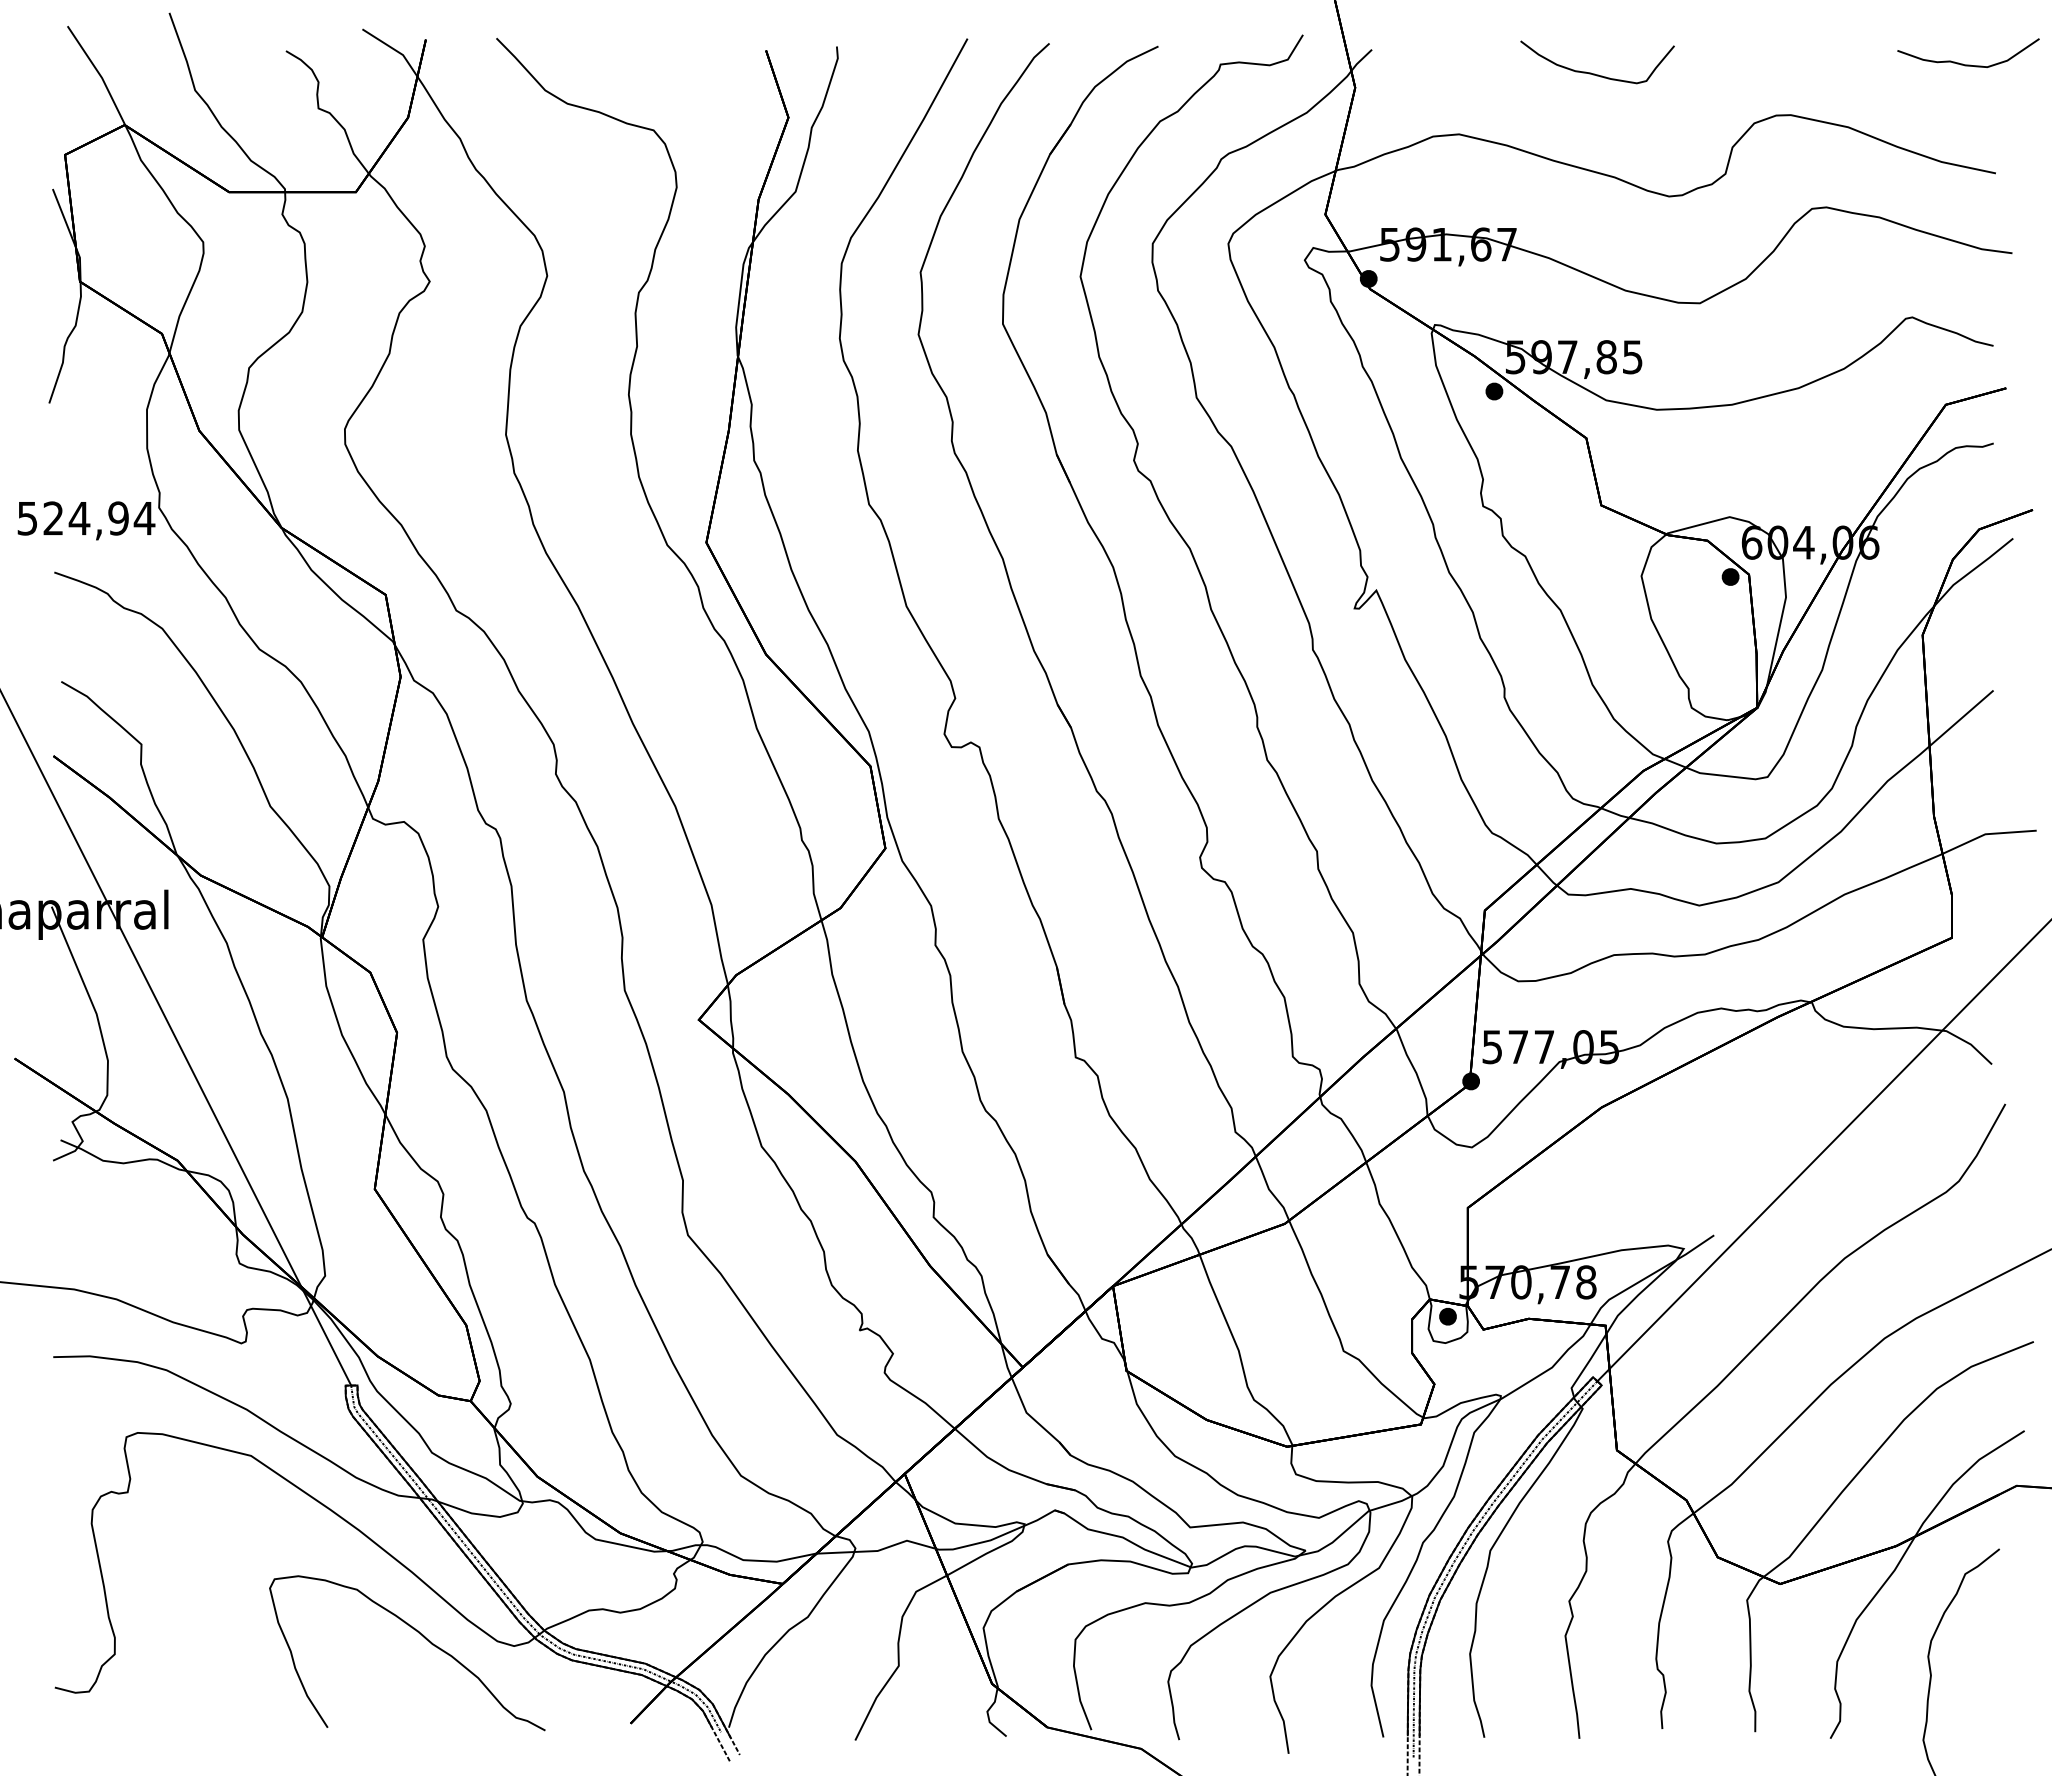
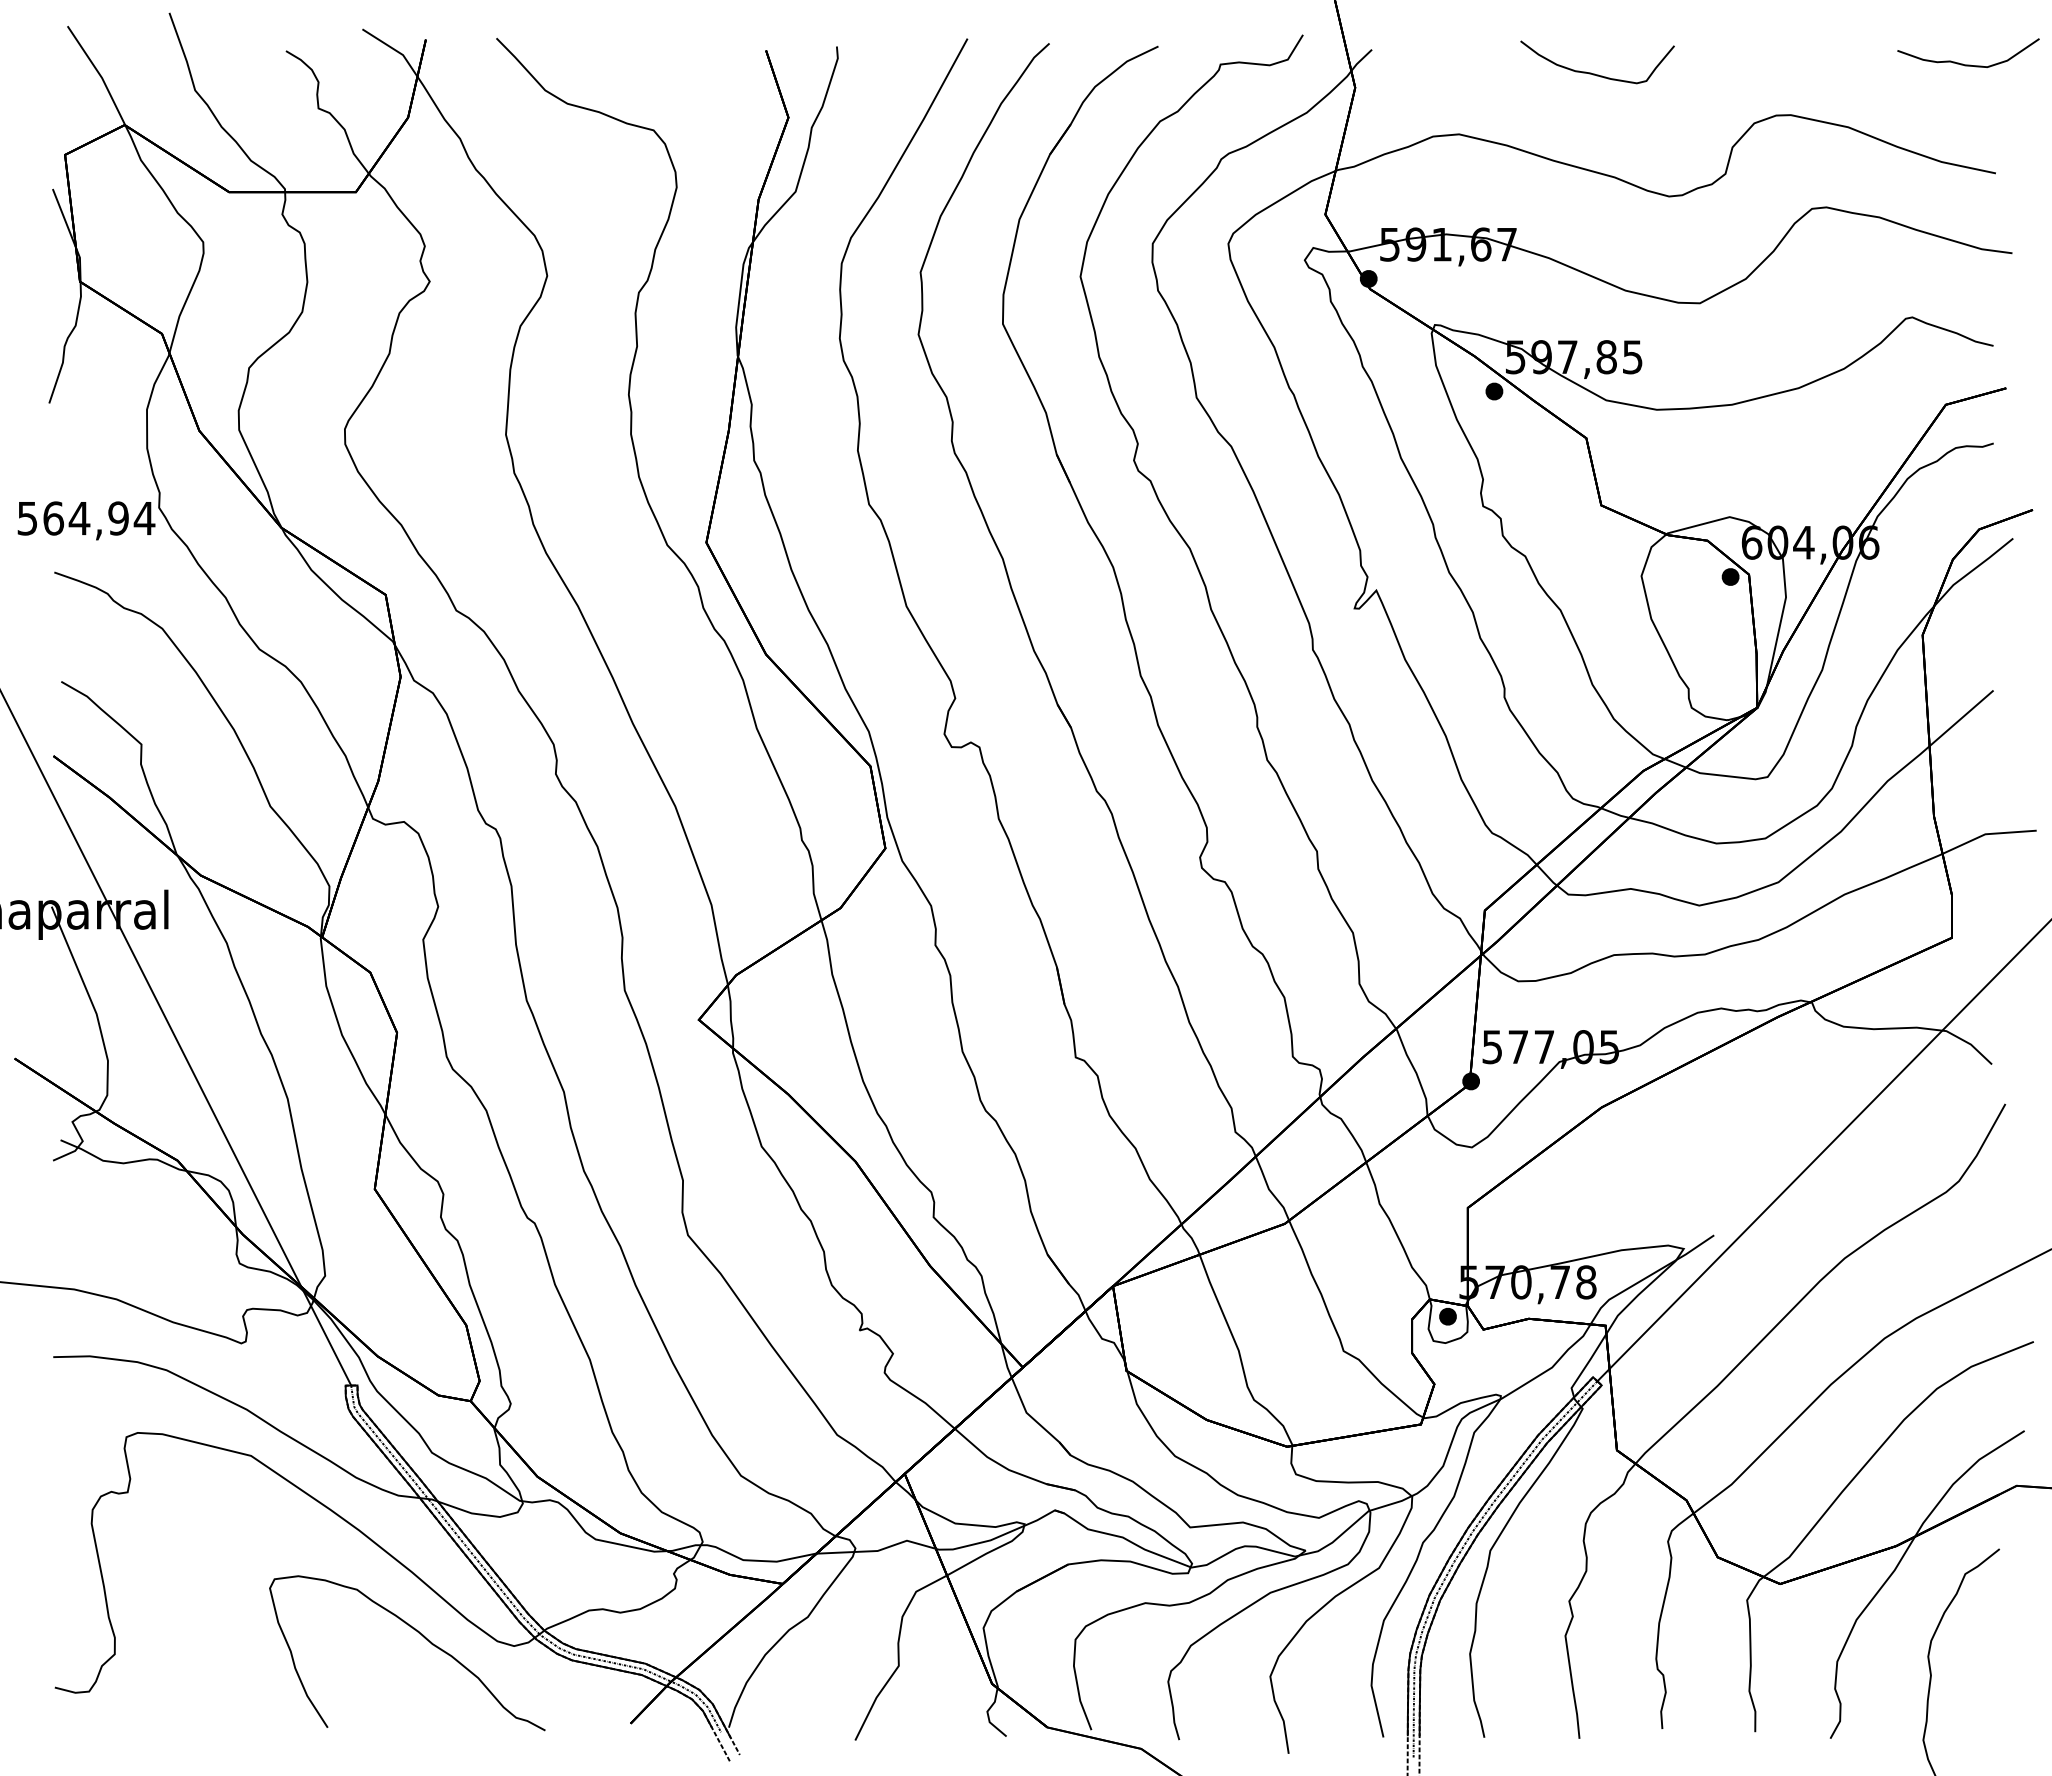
text: 524,94 -> 564,94 (53, 518)
